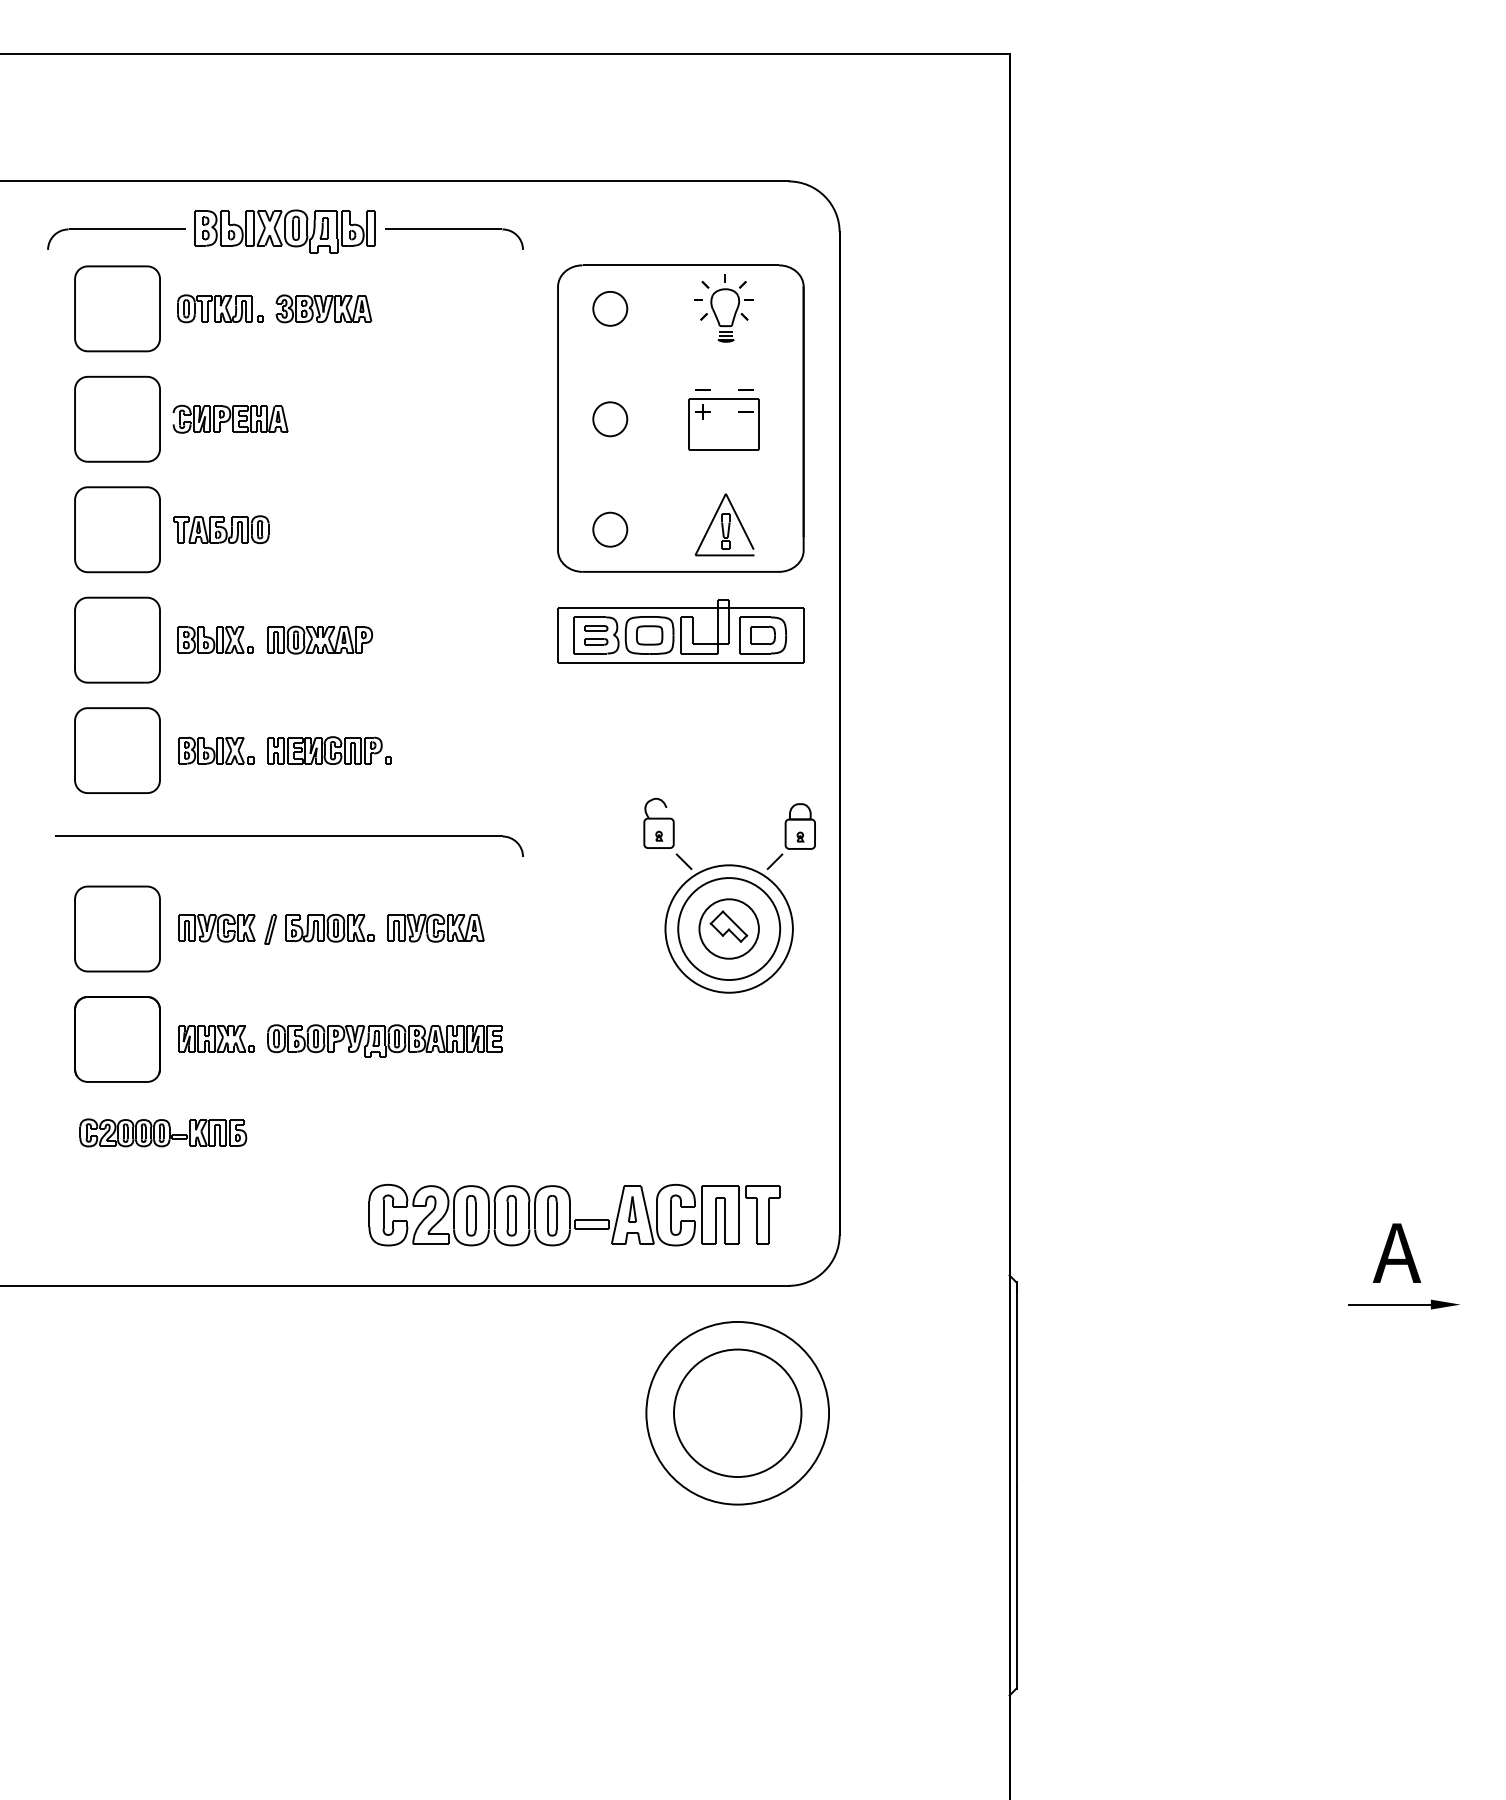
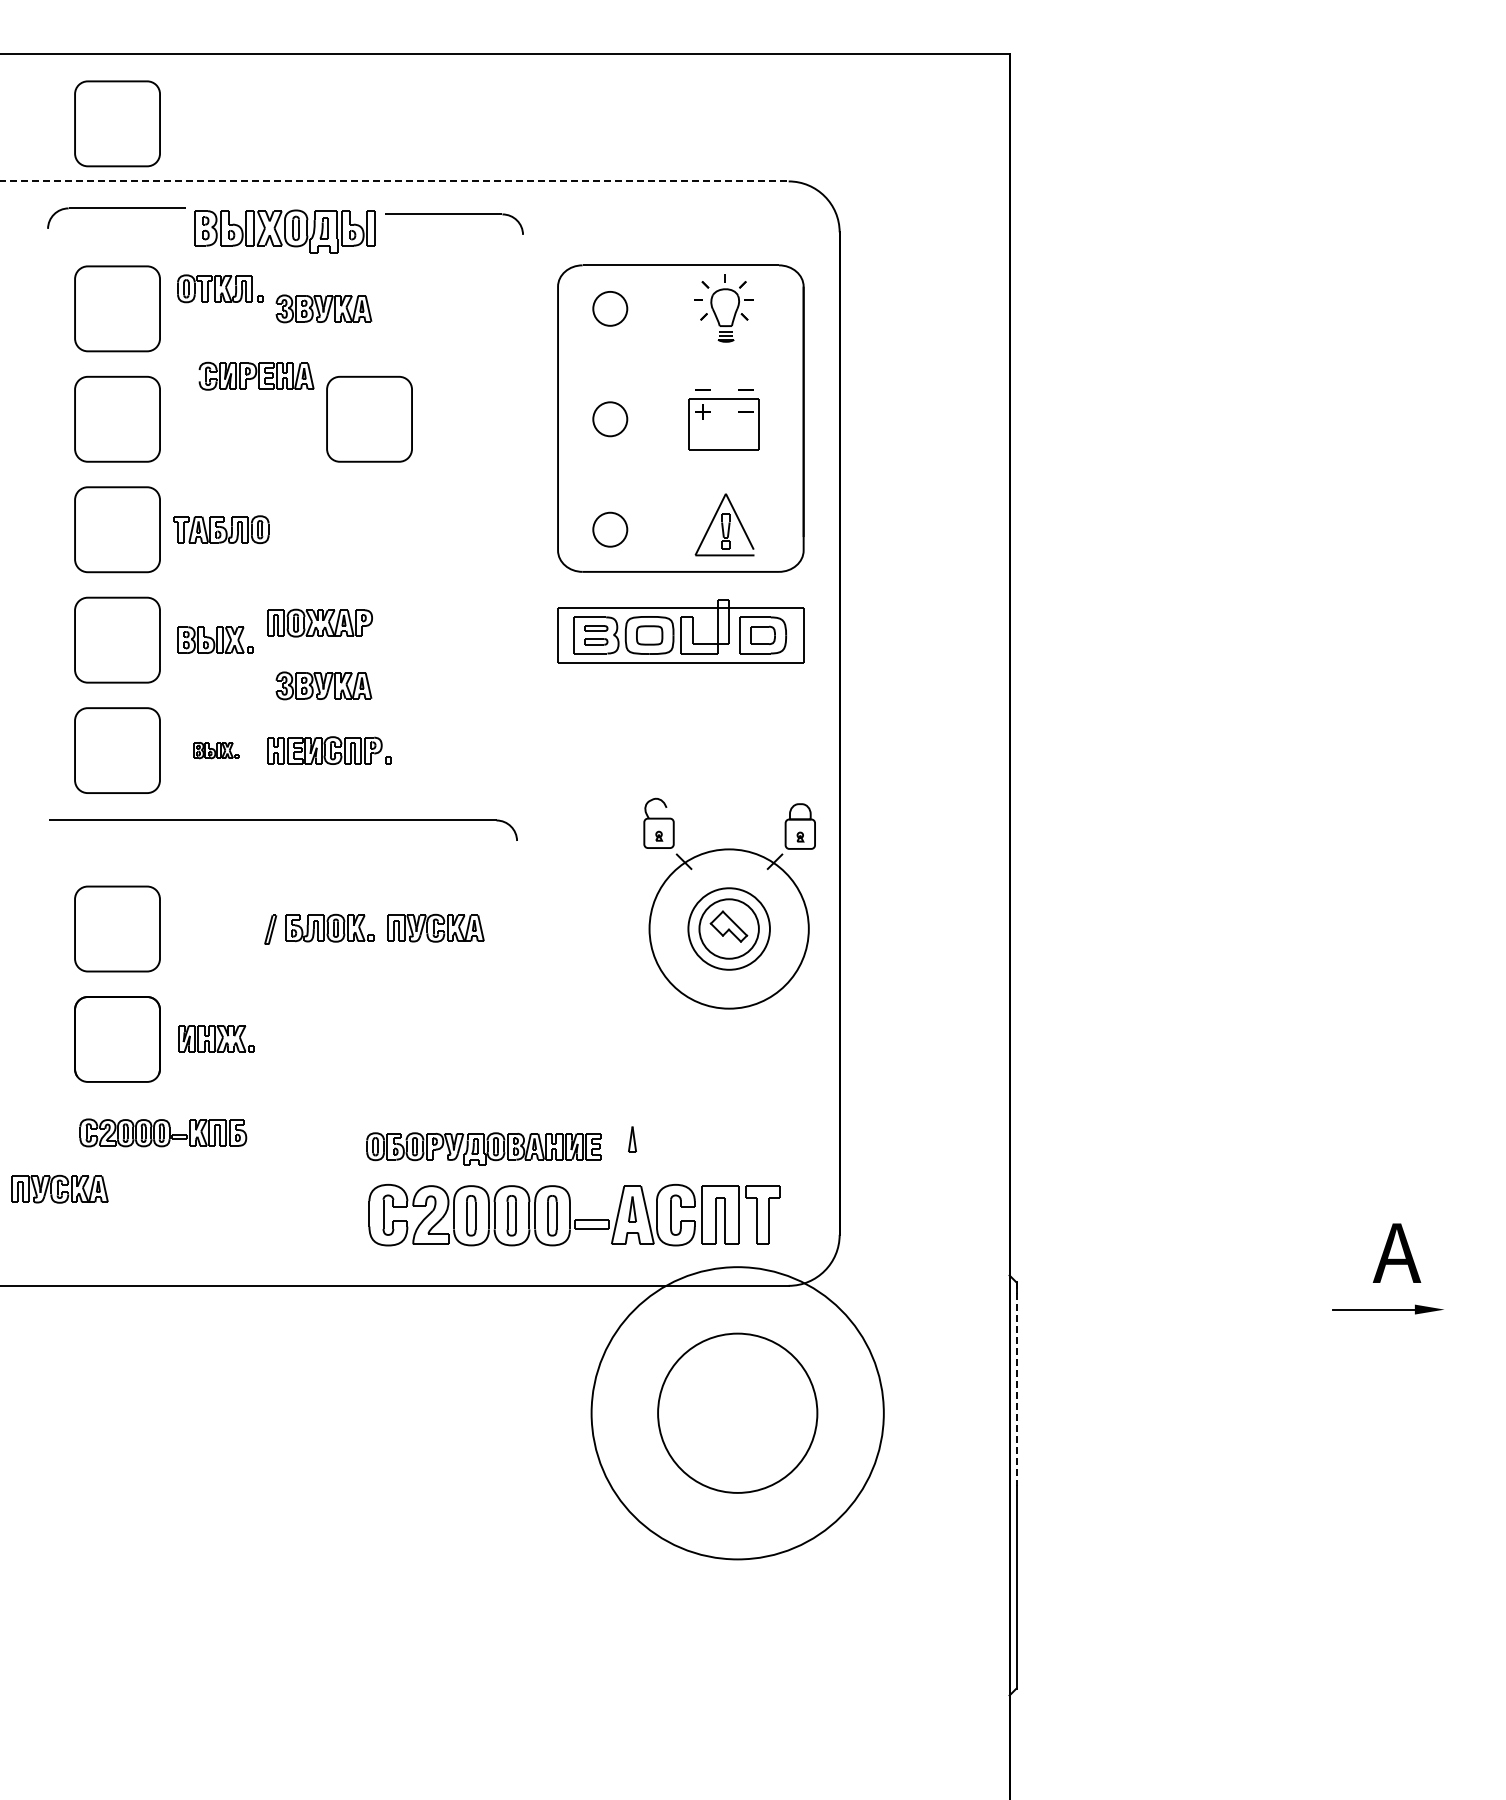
part: none -> present (117, 123)
line: solid -> dashed (394, 181)
part position: (116, 229) -> (116, 208) (116, 208)
part position: (454, 229) -> (454, 214) (454, 214)
part position: (220, 308) -> (220, 288) (220, 288)
part position: (230, 418) -> (256, 375) (256, 375)
part: none -> present (369, 418)
part position: (319, 639) -> (319, 622) (319, 622)
part: none -> present (323, 685)
part size: 77x29 px -> 47x18 px (216, 750)
part position: (289, 836) -> (283, 820) (283, 820)
part: present -> none (216, 927)
circle diameter: 127 px -> 159 px (728, 928)
circle diameter: 102 px -> 82 px (728, 928)
part position: (384, 1040) -> (483, 1148) (483, 1148)
part: none -> present (632, 1139)
part: none -> present (59, 1188)
part position: (1403, 1304) -> (1387, 1309) (1387, 1309)
line: solid -> dashed (1016, 1383)
circle diameter: 183 px -> 292 px (737, 1413)
circle diameter: 127 px -> 159 px (737, 1412)
